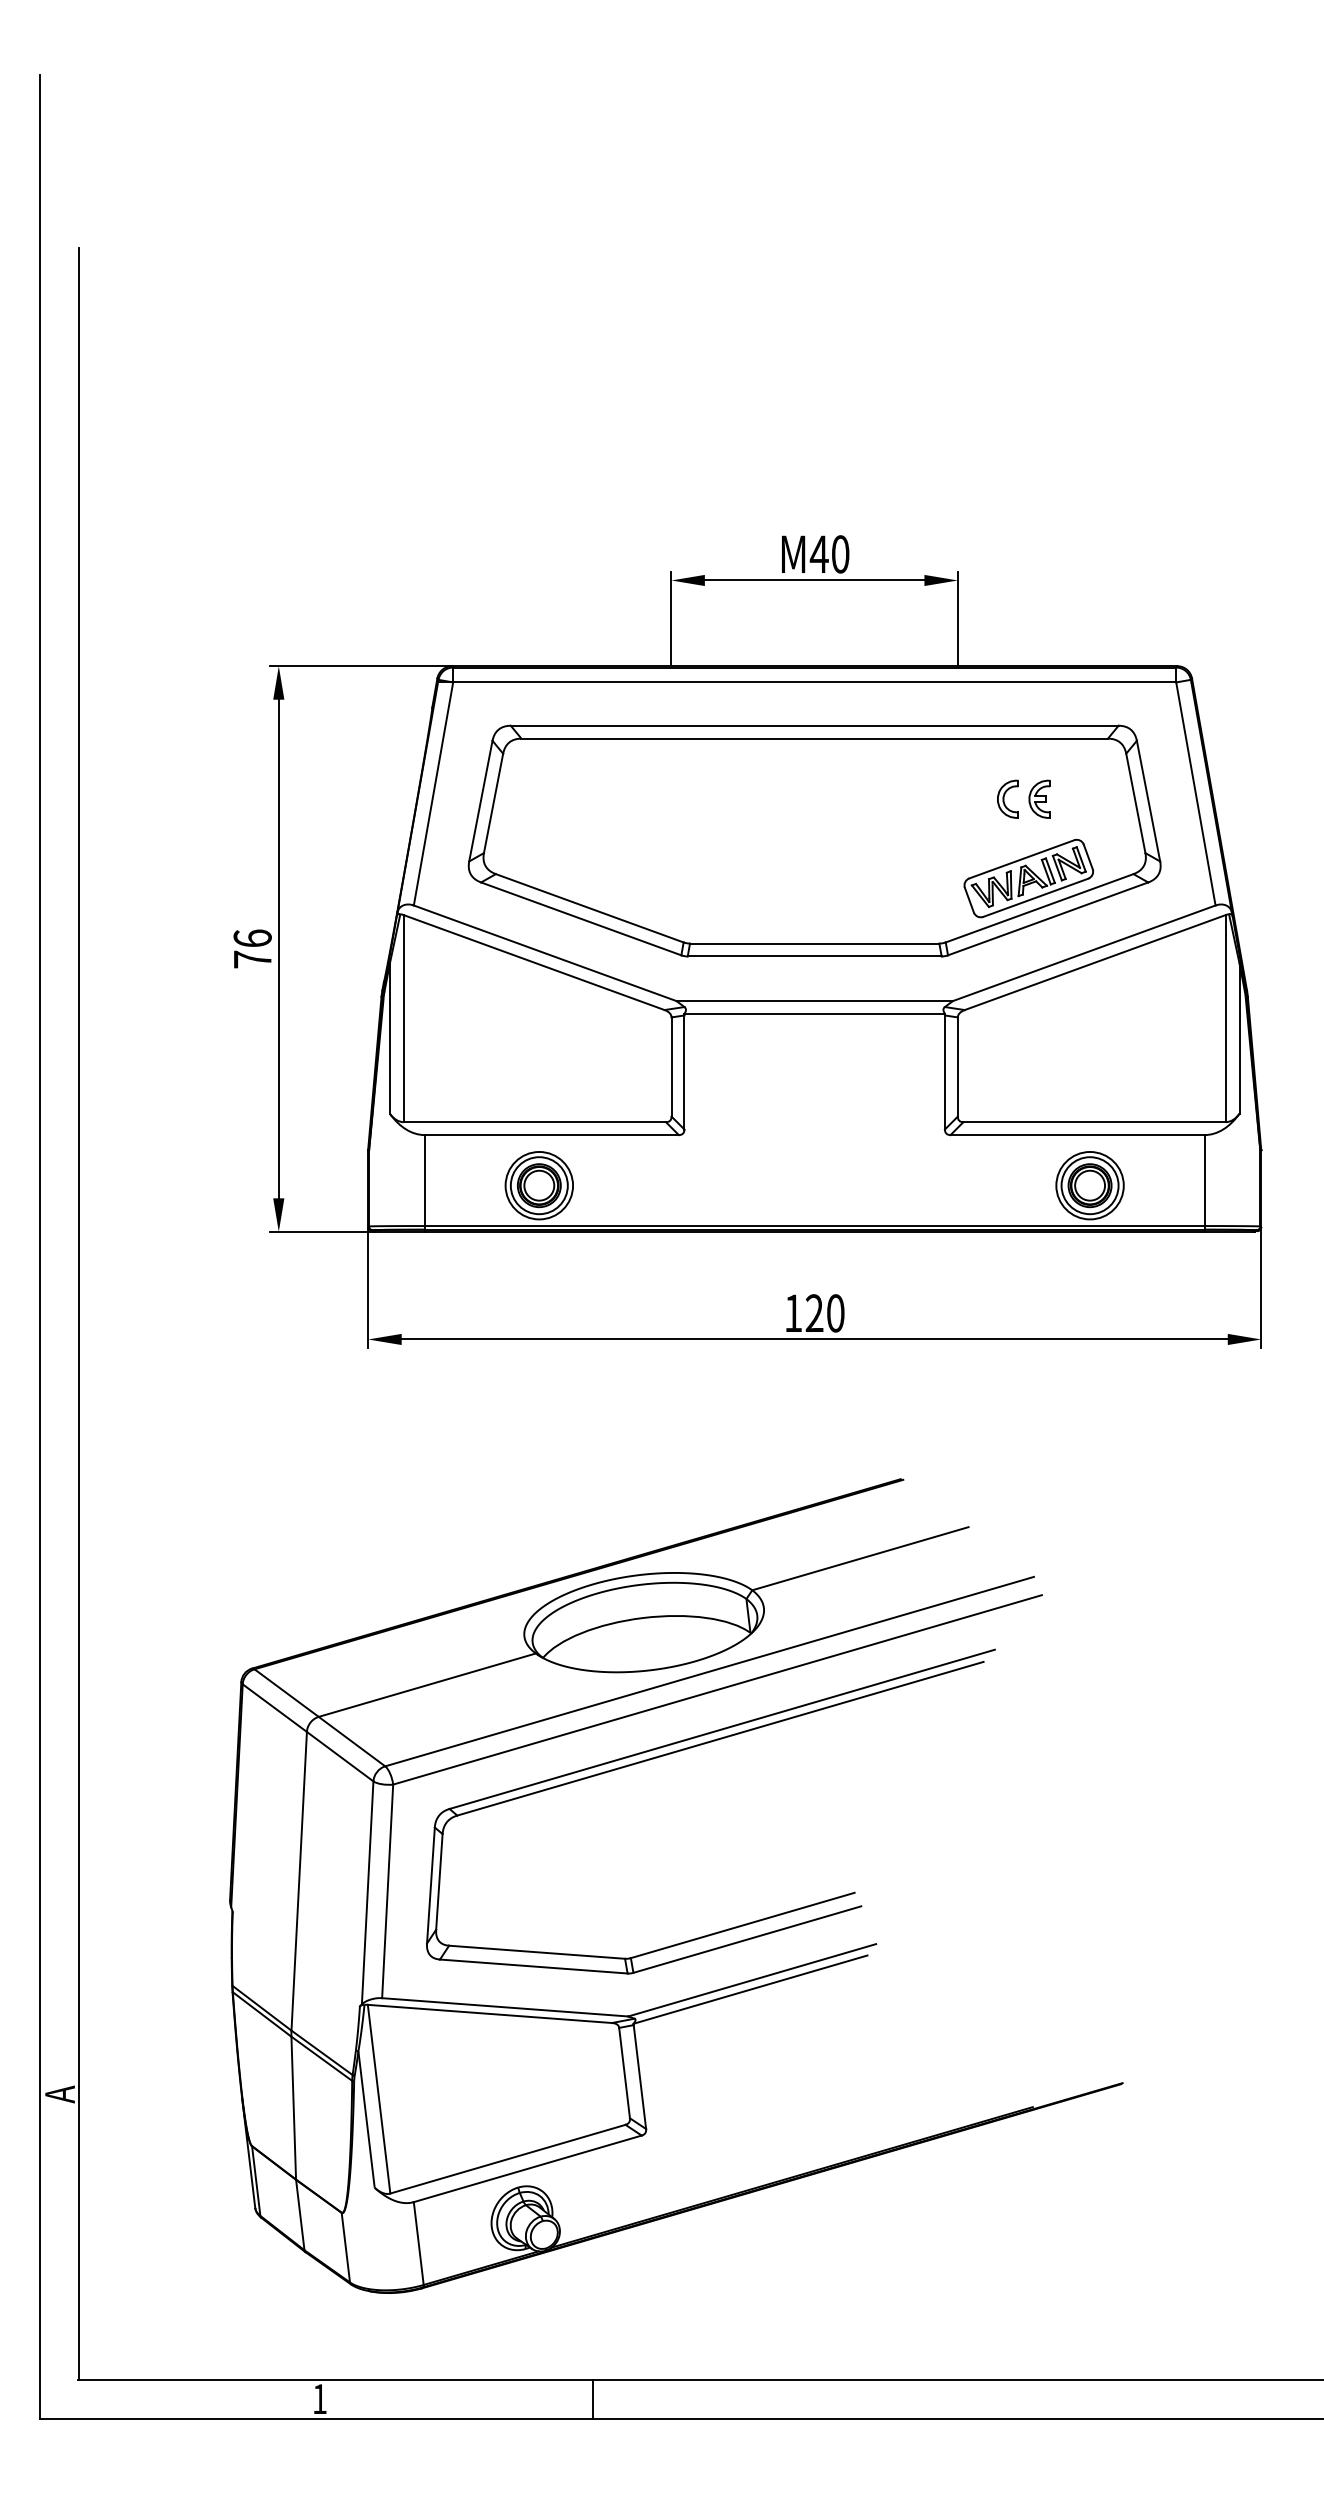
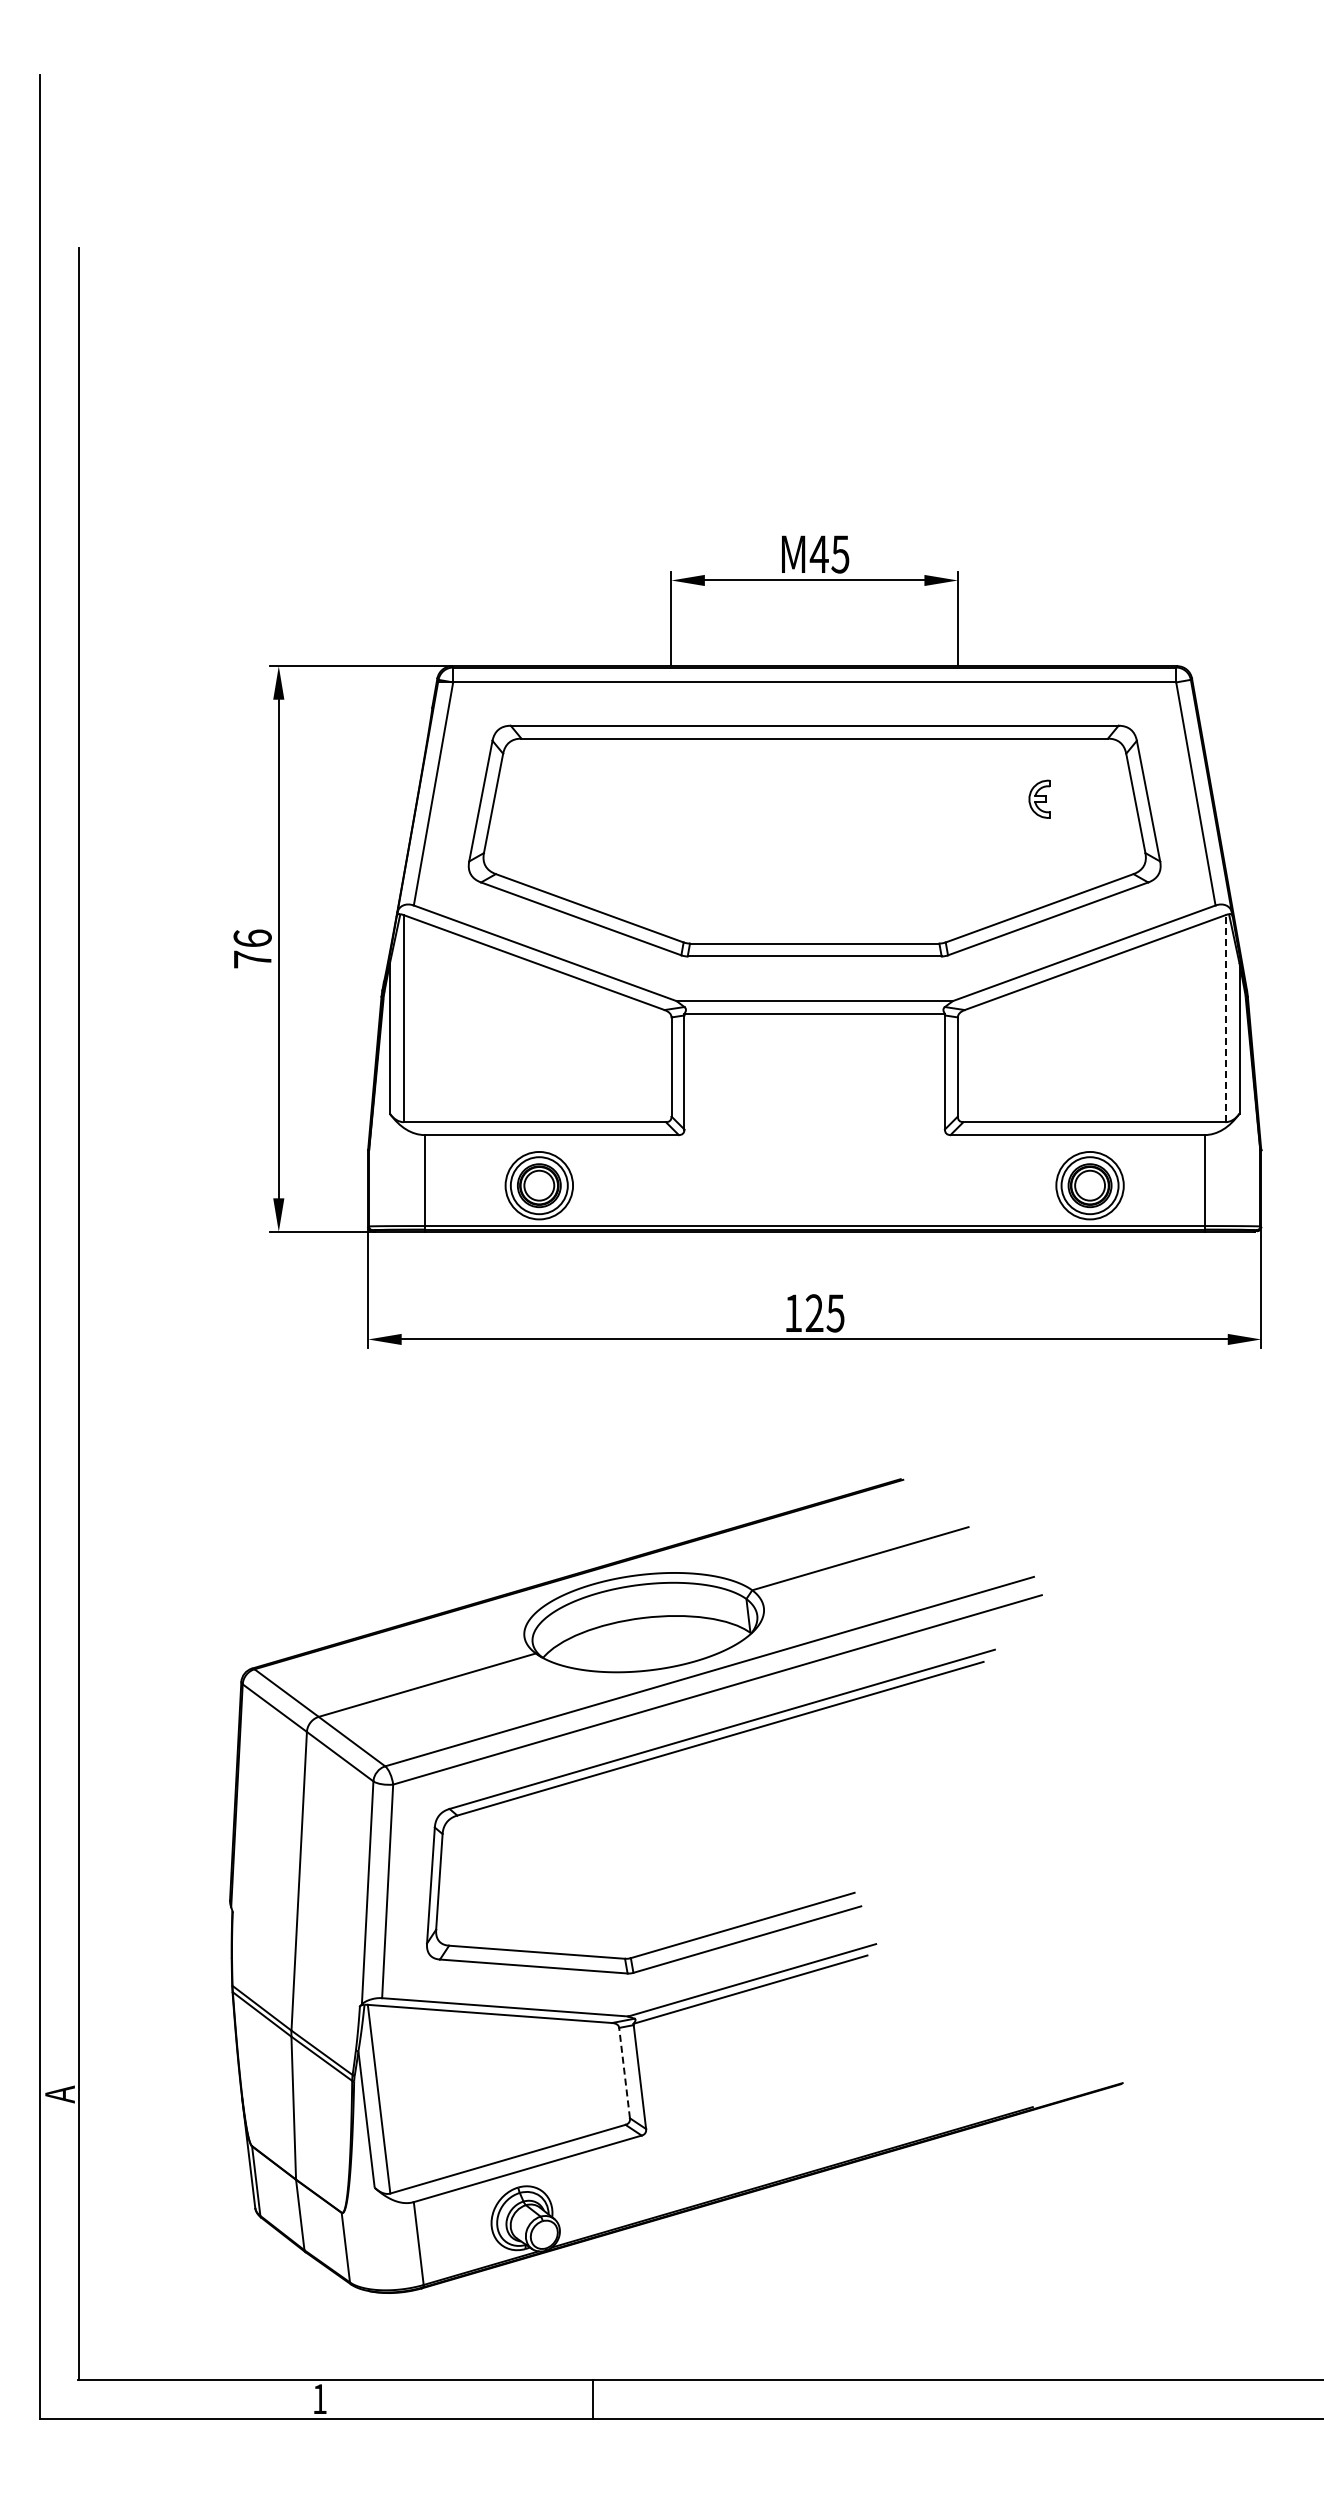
text: M40 -> M45 (840, 554)
part: present -> none (1007, 798)
part: present -> none (1028, 878)
line: solid -> dashed (1225, 1018)
text: 120 -> 125 (835, 1313)
line: solid -> dashed (624, 2073)
